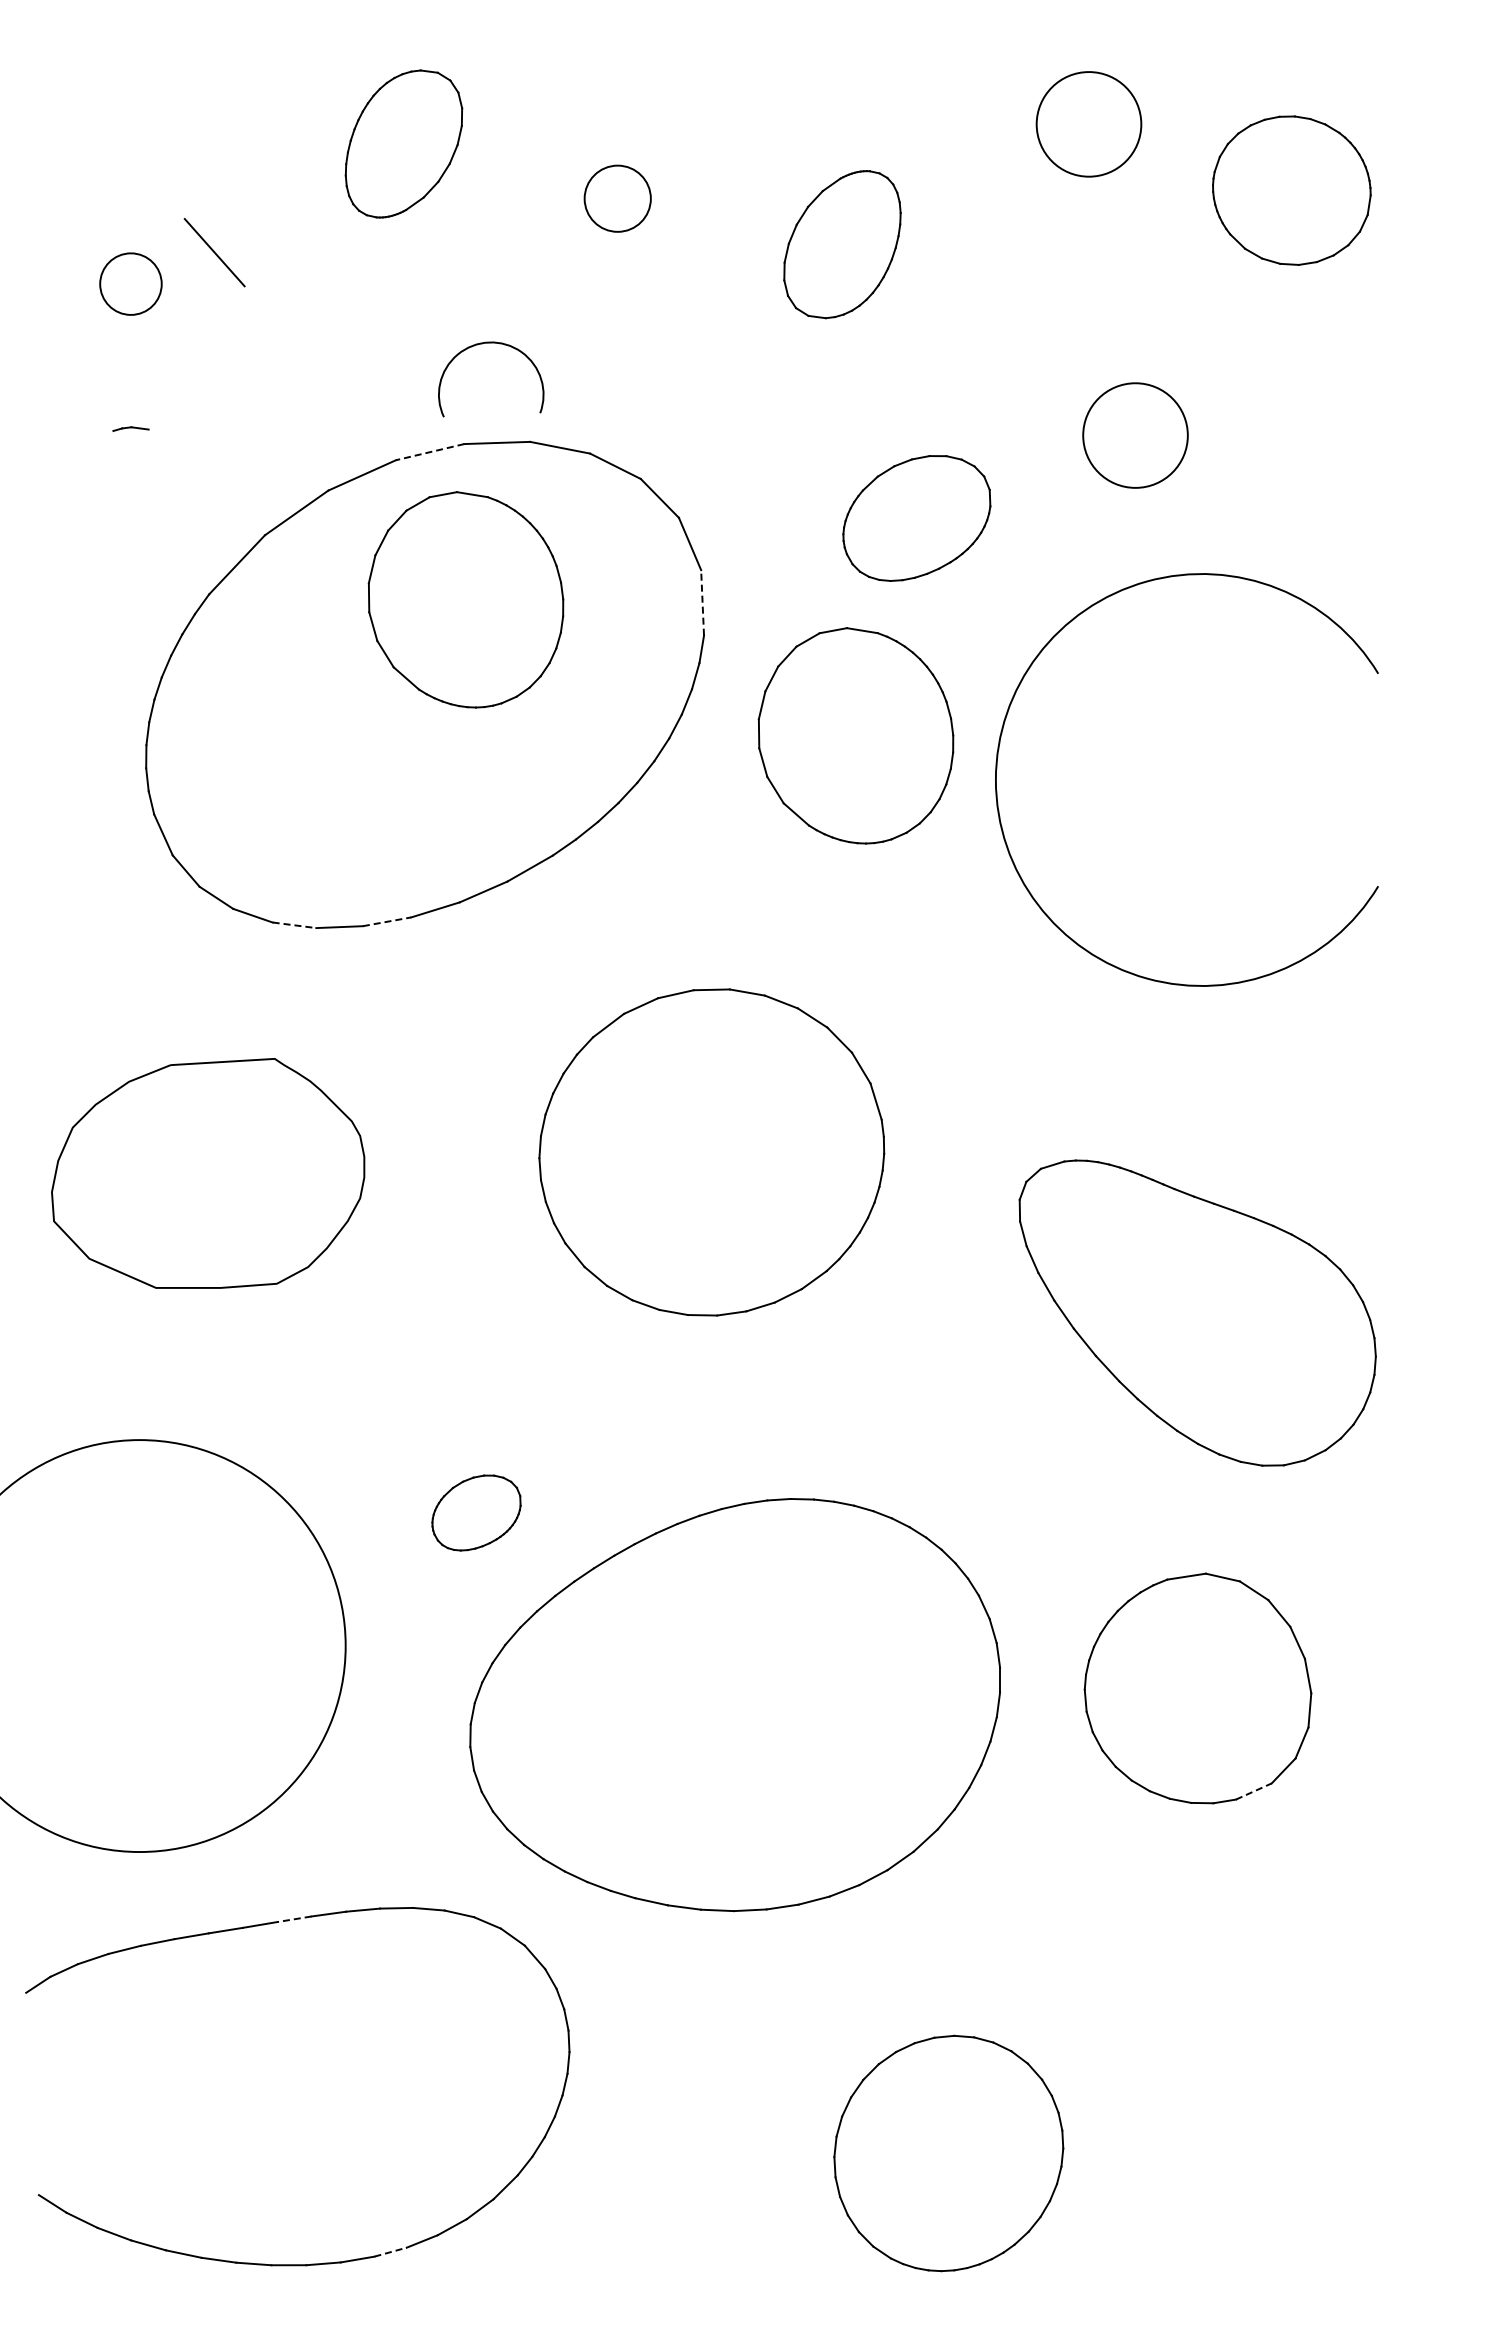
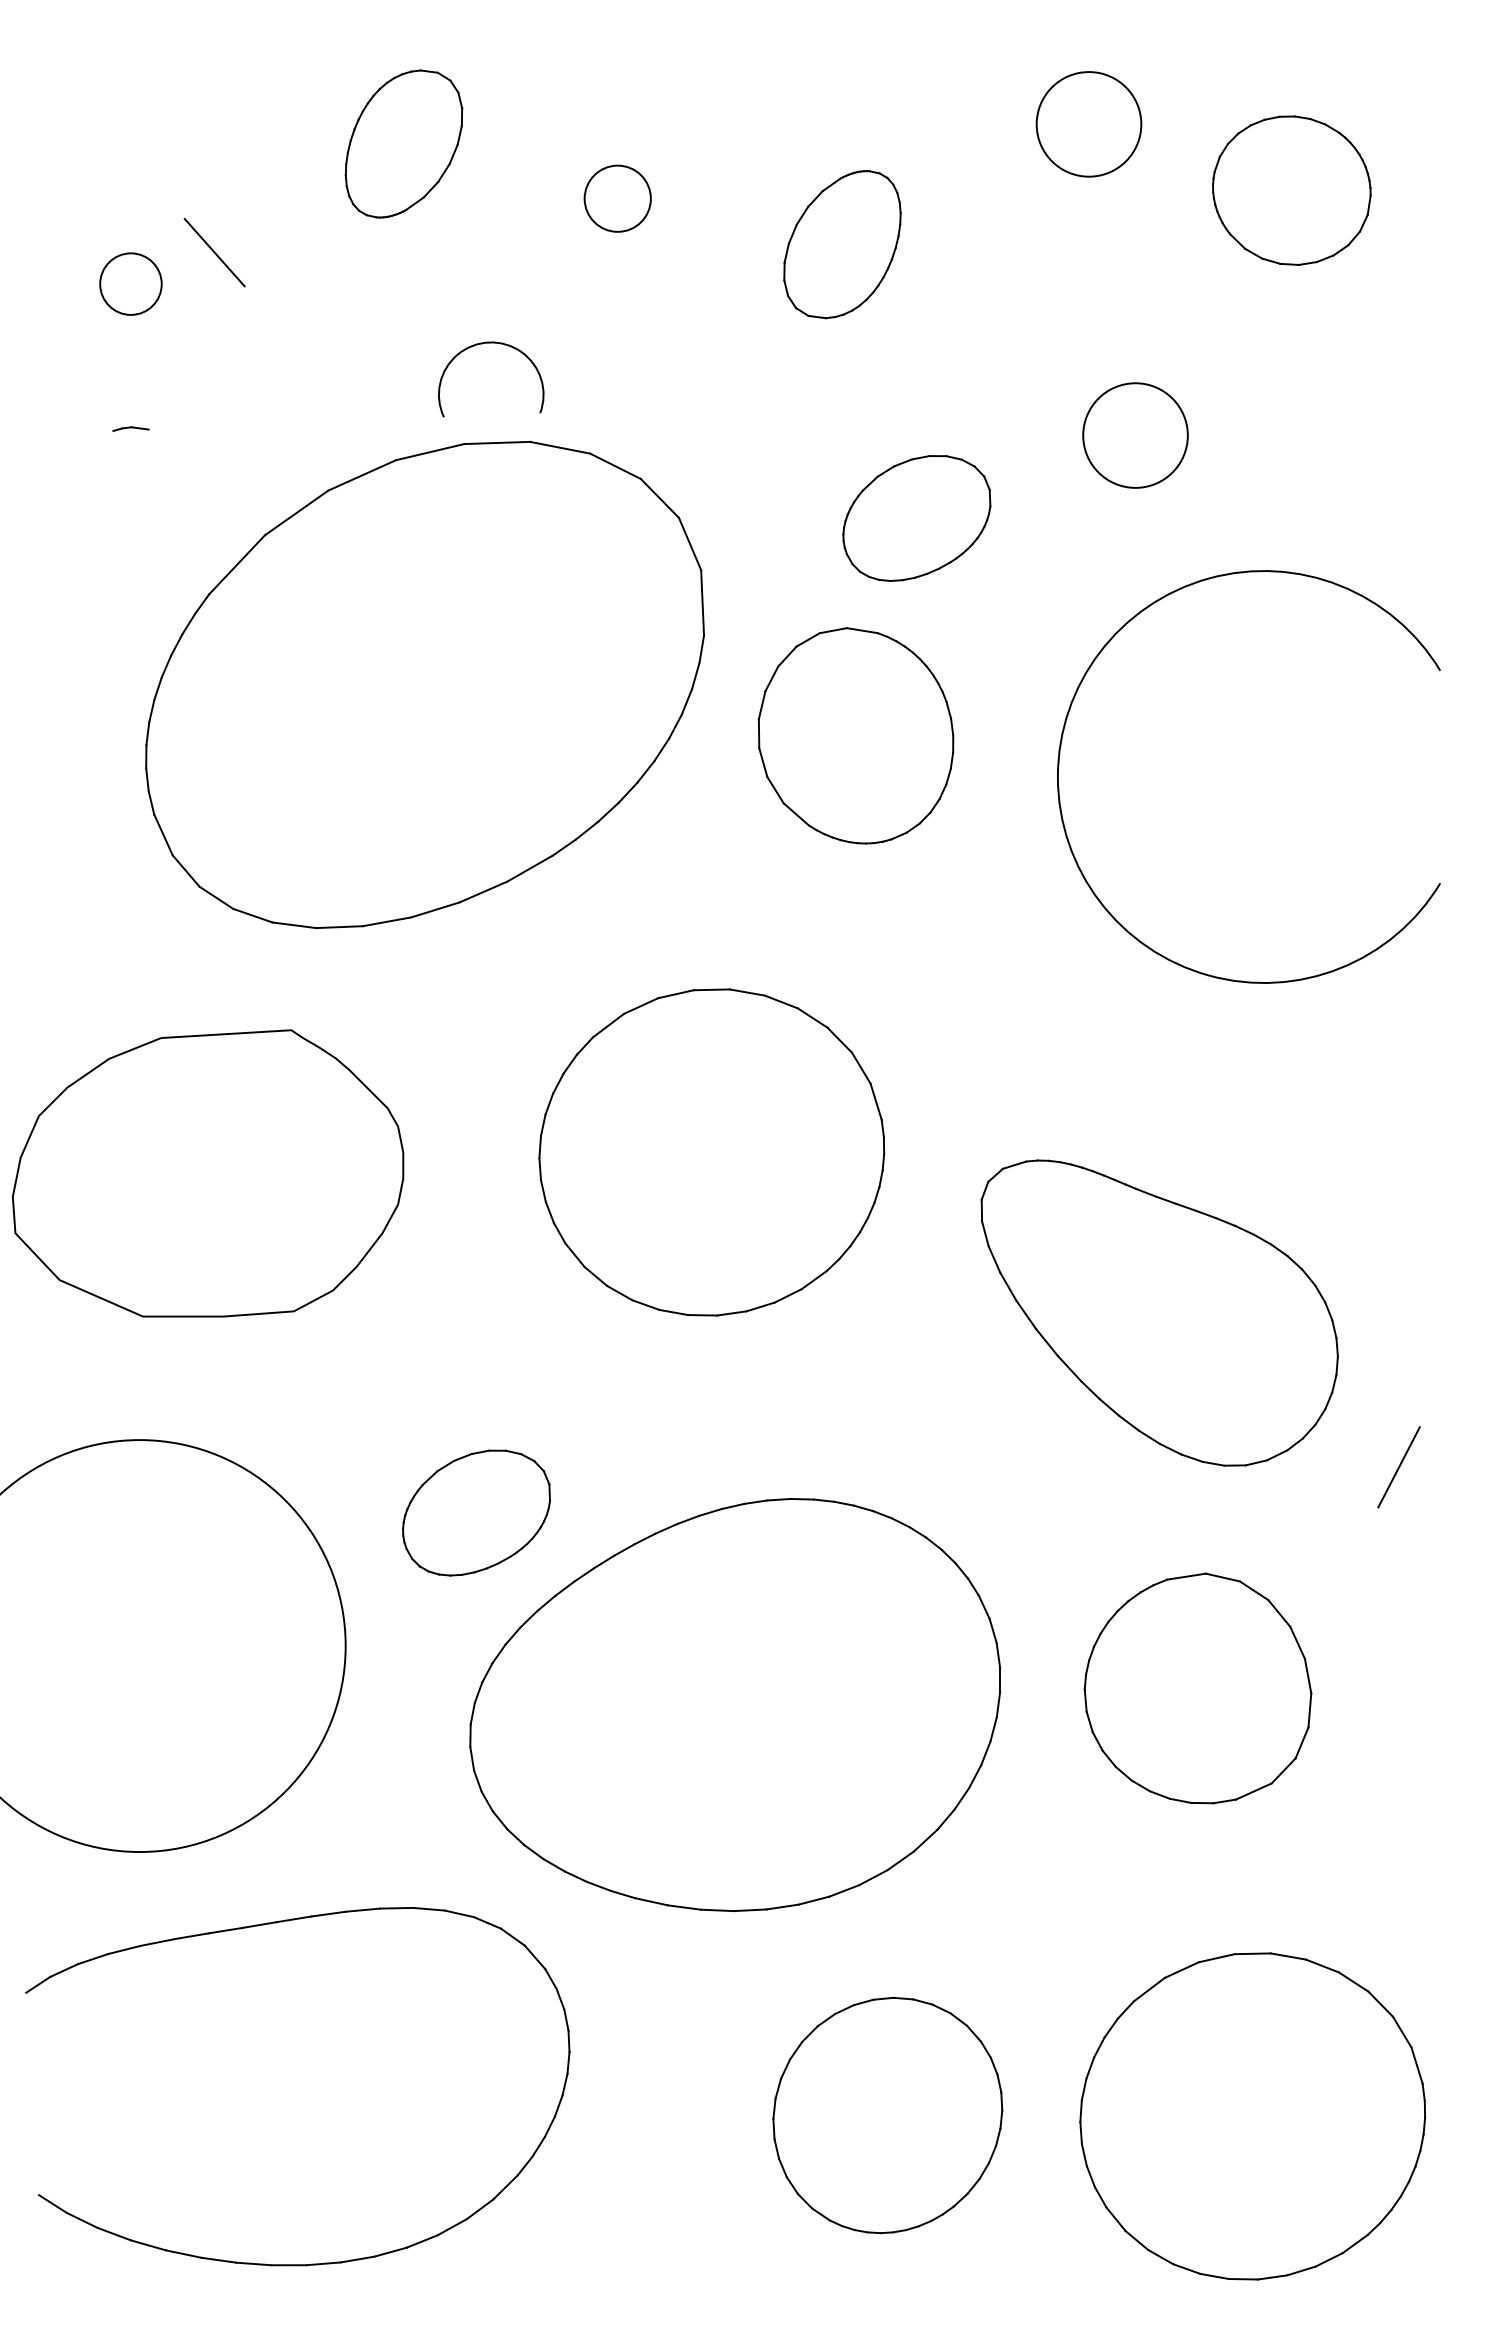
line: dashed -> solid (429, 452)
part: present -> none (465, 599)
line: dashed -> solid (702, 602)
arc position: (997, 769) -> (1059, 766) (1059, 766)
line: dashed -> solid (387, 921)
line: dashed -> solid (294, 925)
part size: 315x231 px -> 393x289 px (208, 1173)
part position: (1197, 1312) -> (1159, 1312) (1159, 1312)
line: none -> present (1398, 1467)
part size: 91x78 px -> 149x128 px (476, 1512)
line: dashed -> solid (1253, 1791)
line: dashed -> solid (294, 1919)
part: none -> present (1252, 2116)
part position: (948, 2153) -> (887, 2115) (887, 2115)
line: dashed -> solid (390, 2252)
